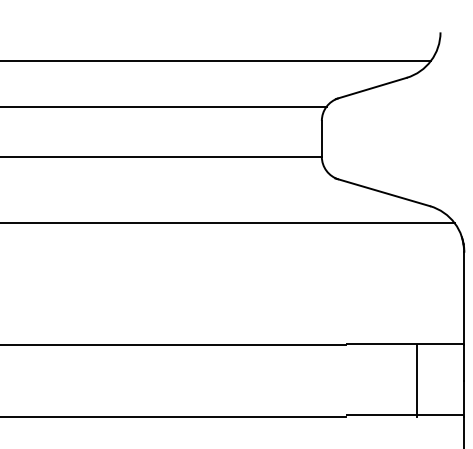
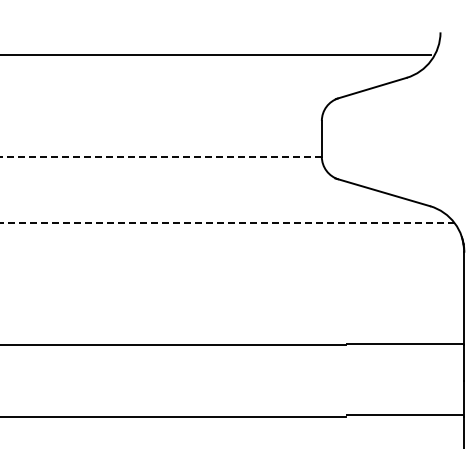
line position: (216, 60) -> (216, 54) (216, 54)
line: present -> none (164, 106)
line: solid -> dashed (161, 156)
line: solid -> dashed (227, 223)
line: present -> none (416, 380)
